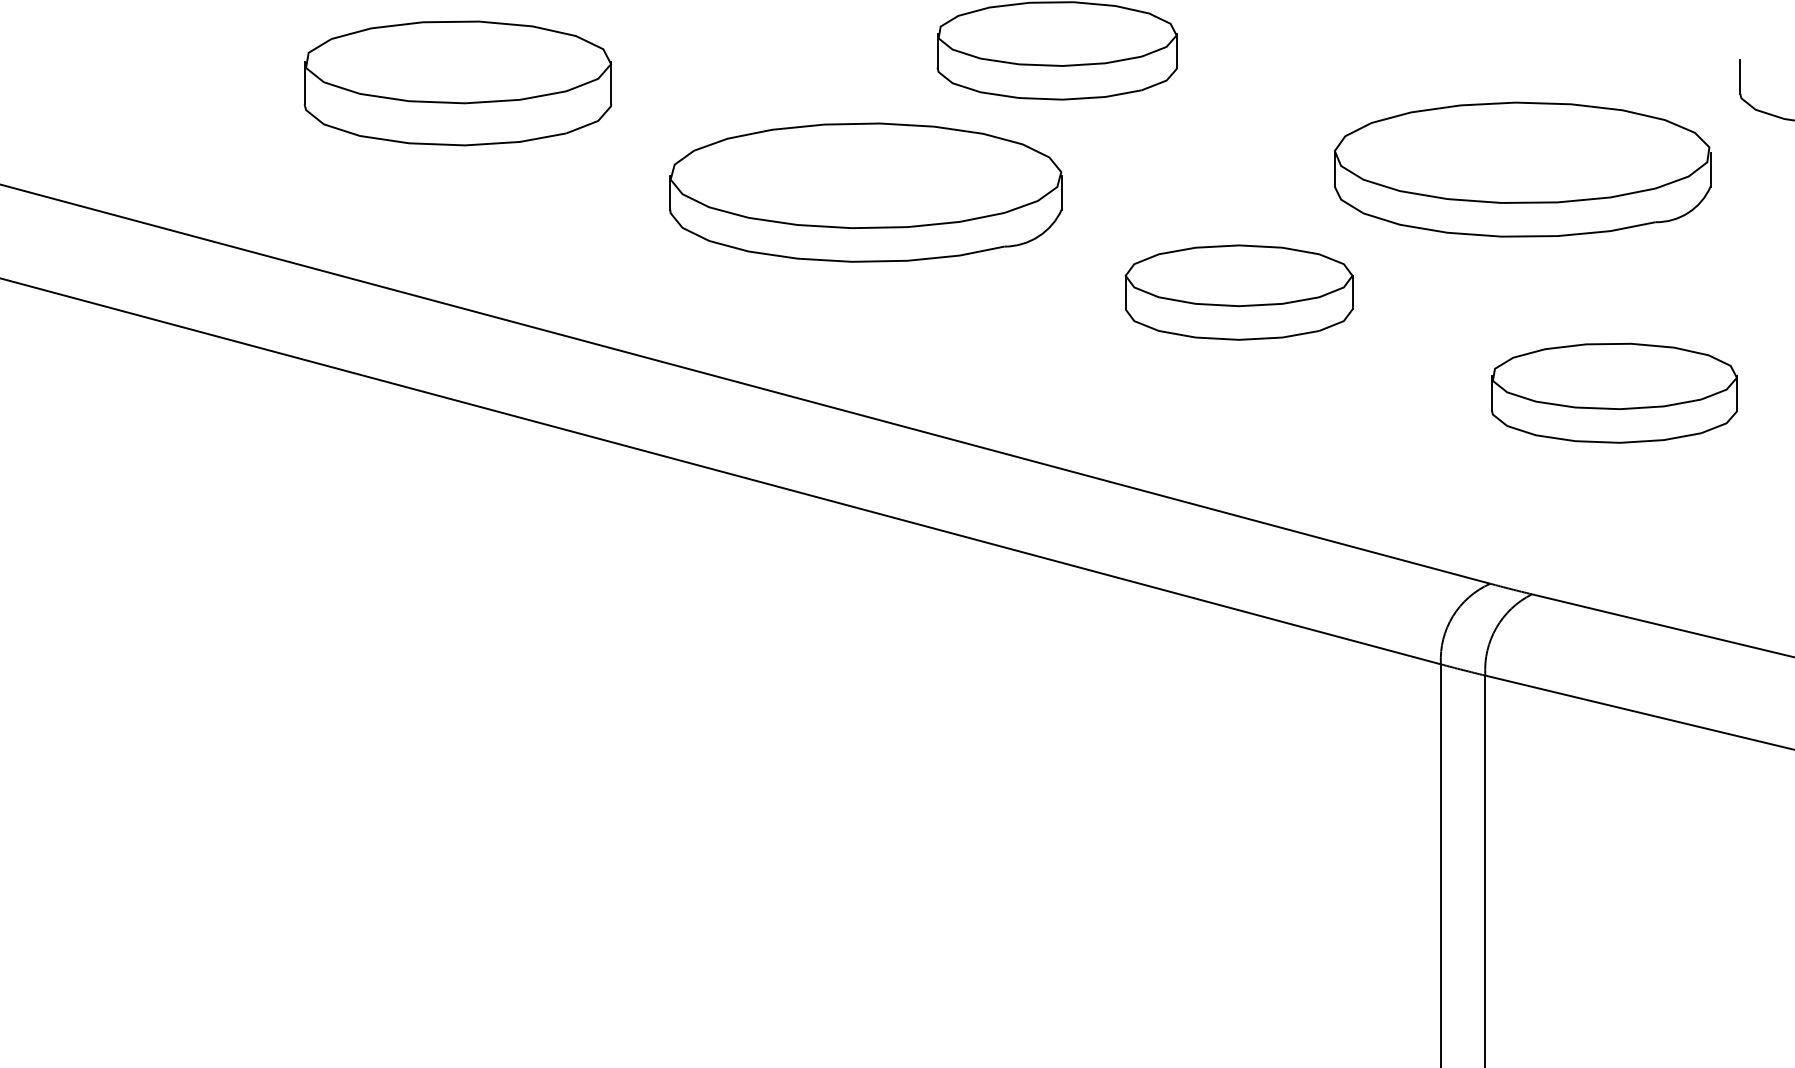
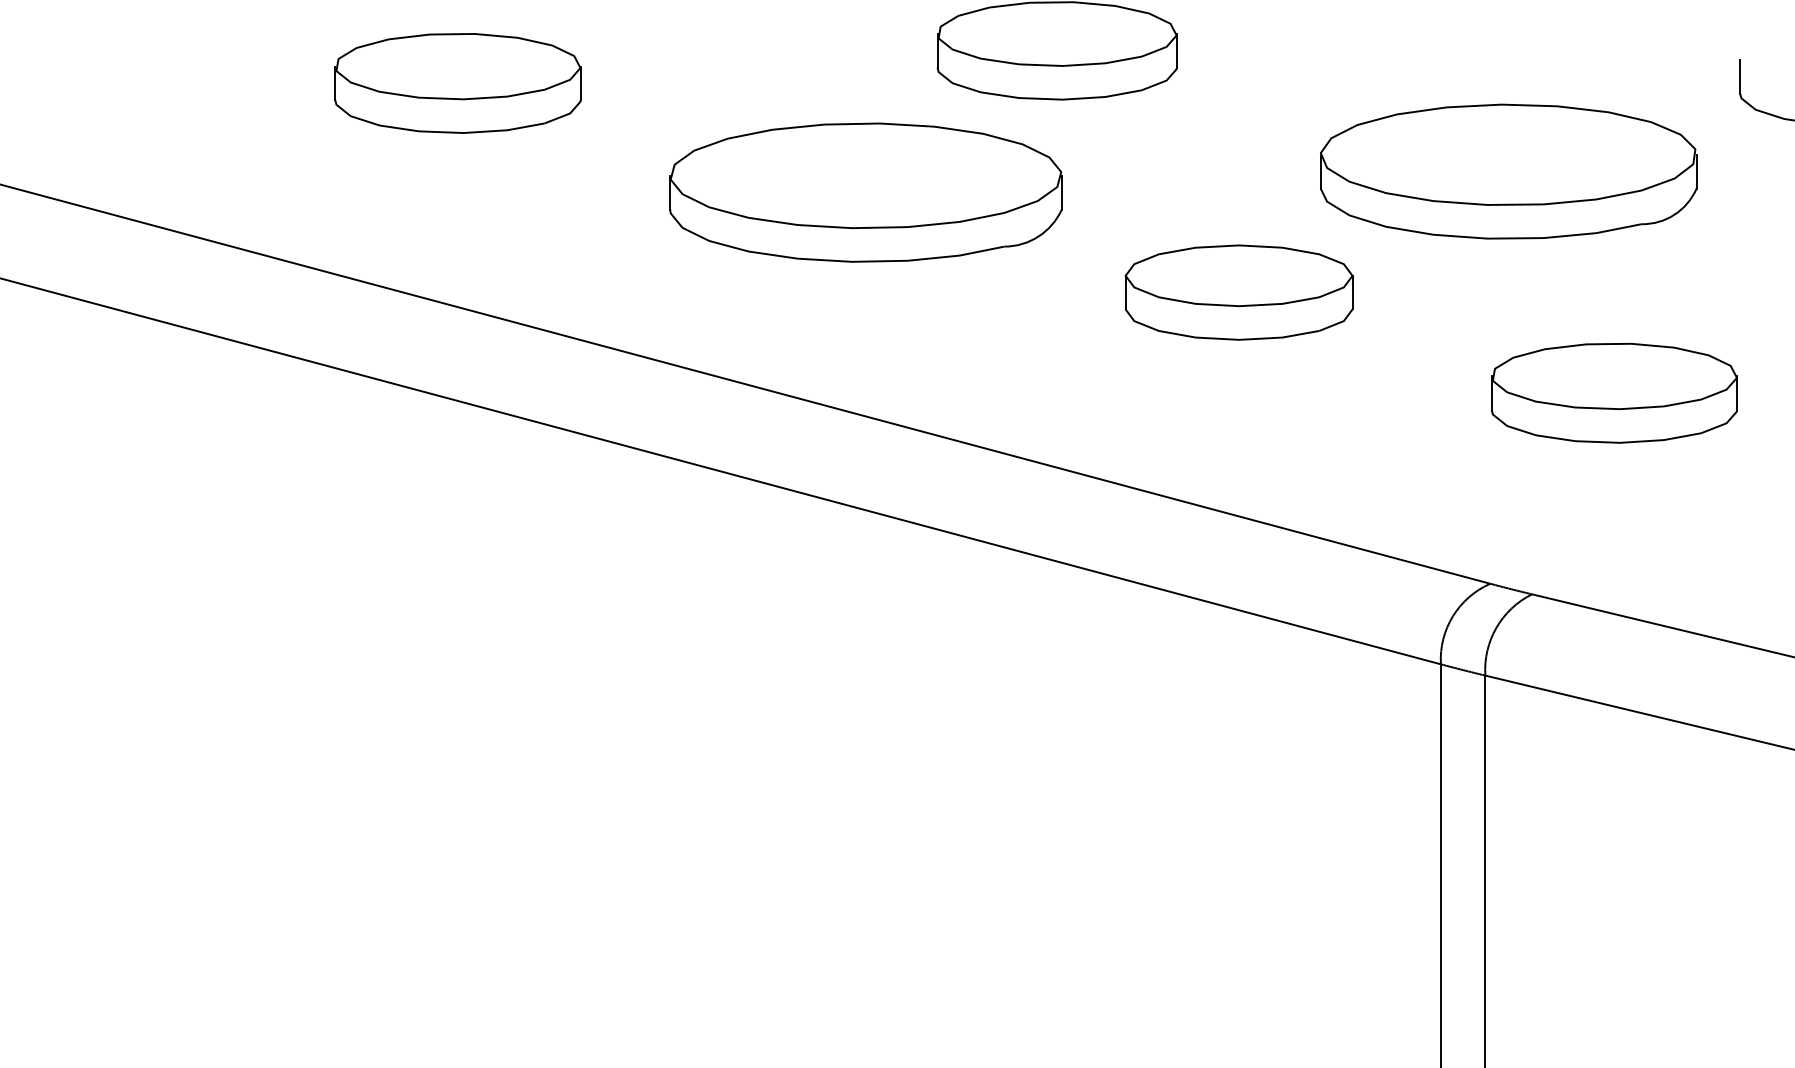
part size: 310x127 px -> 248x101 px (457, 83)
part position: (1522, 169) -> (1508, 171) (1508, 171)
